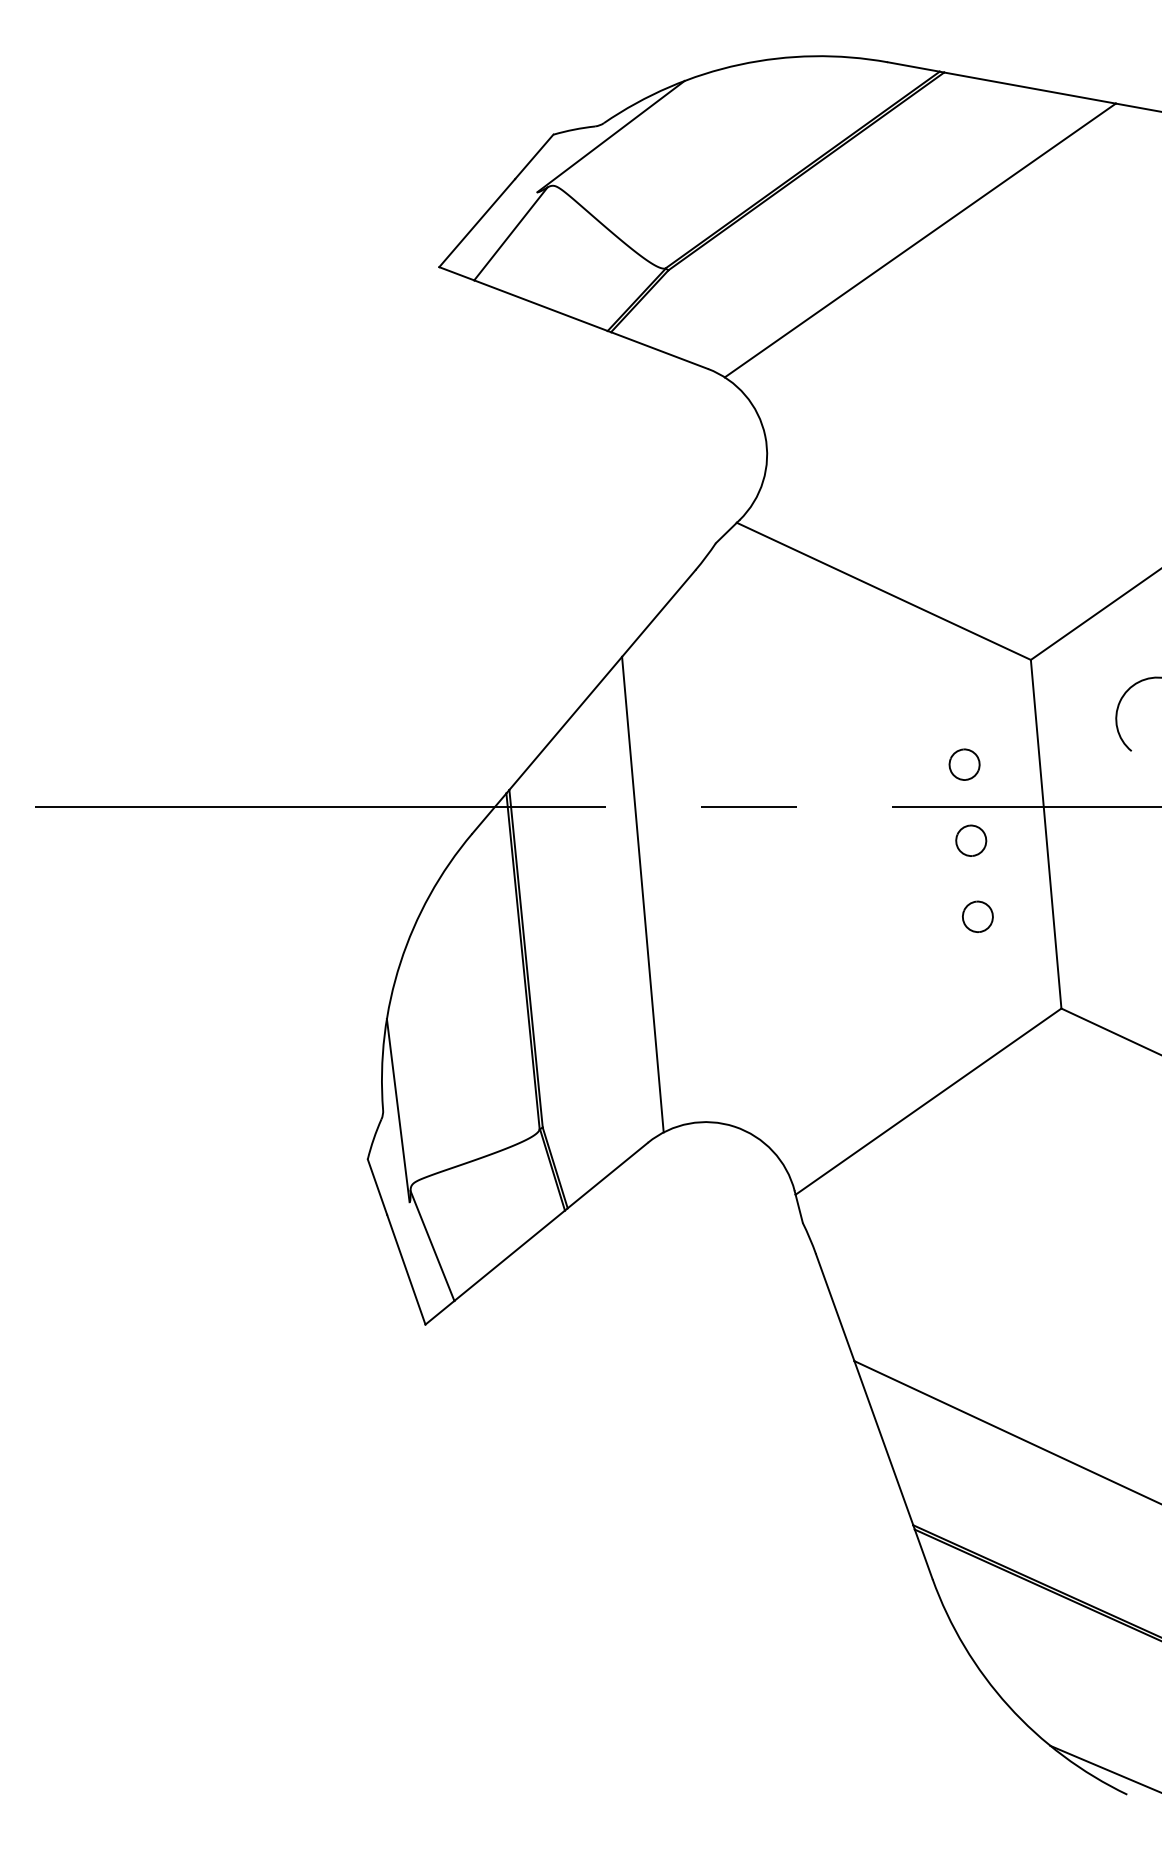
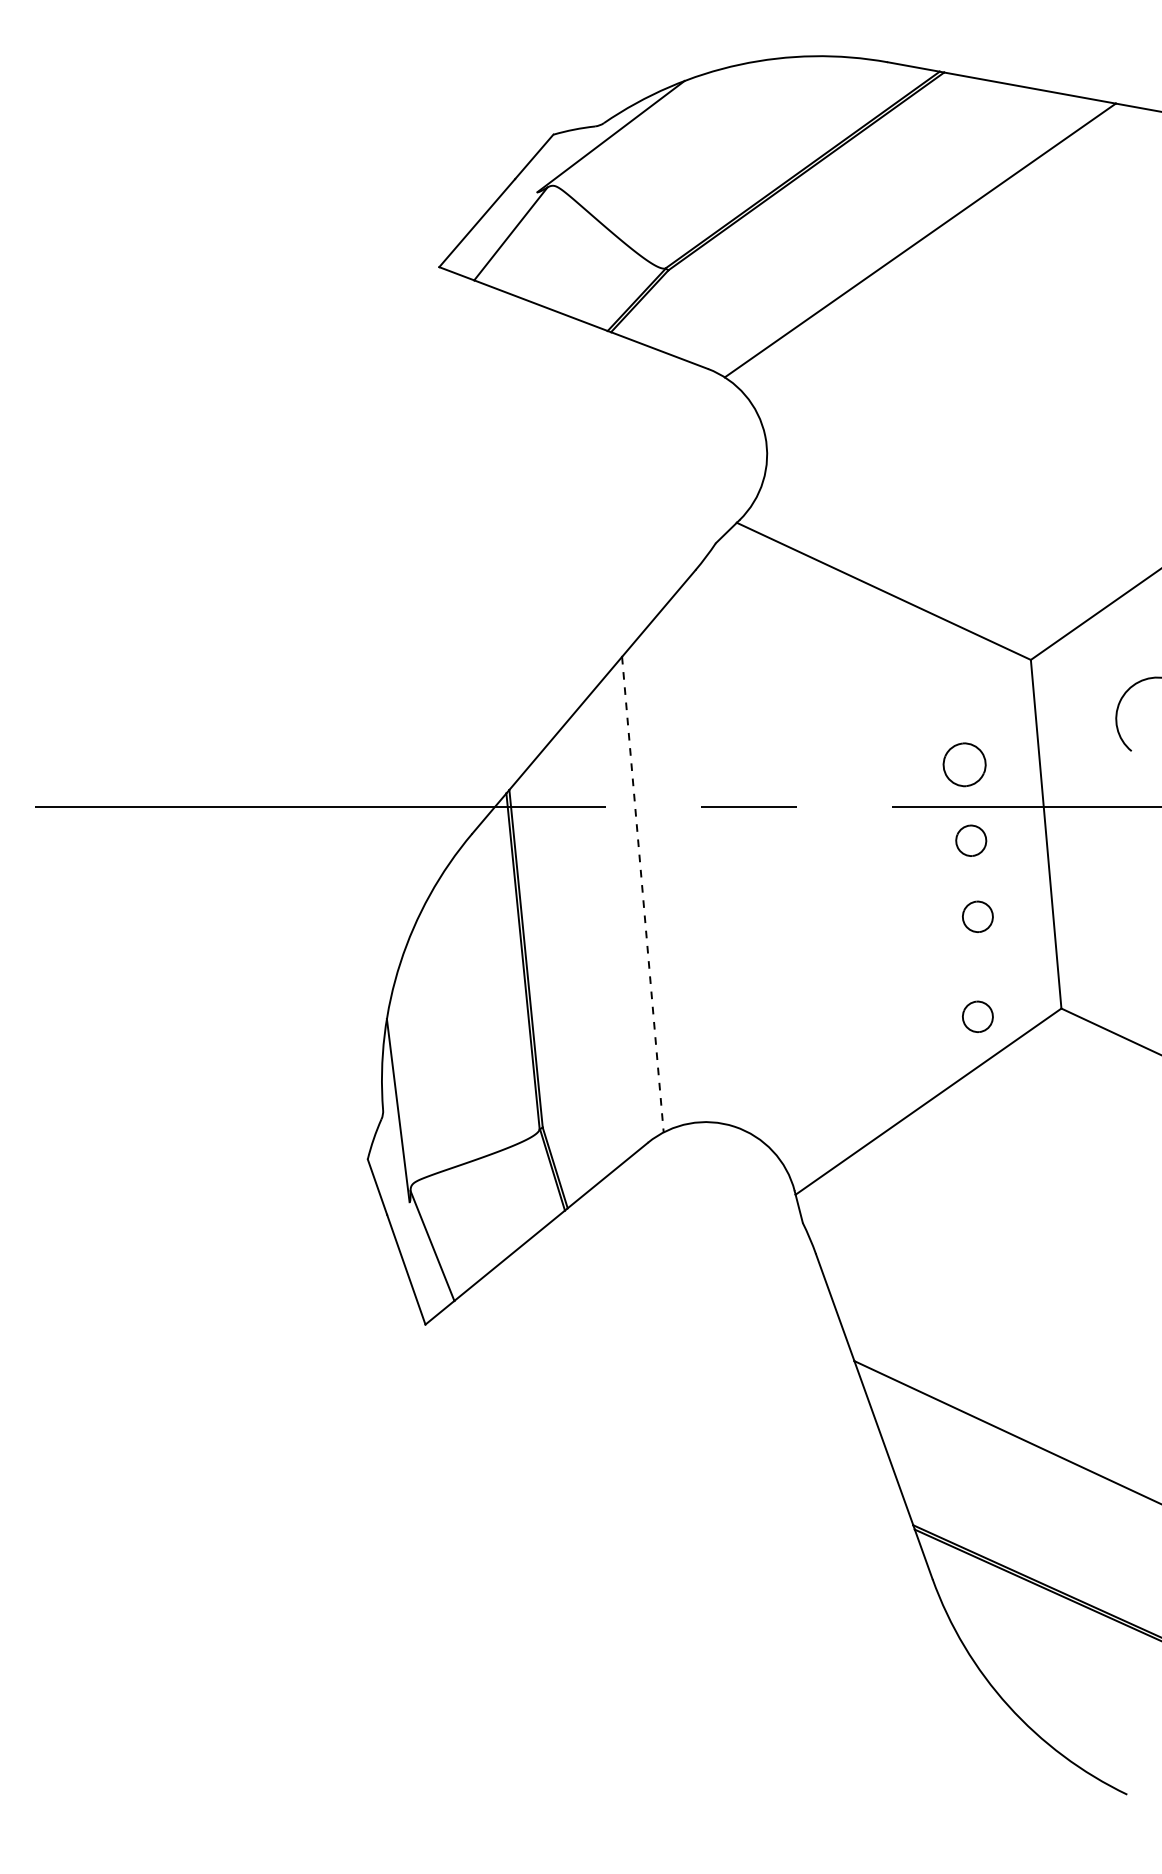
part size: 33x33 px -> 45x46 px (964, 764)
line: solid -> dashed (642, 894)
part: none -> present (977, 1016)
line: present -> none (1104, 1768)
